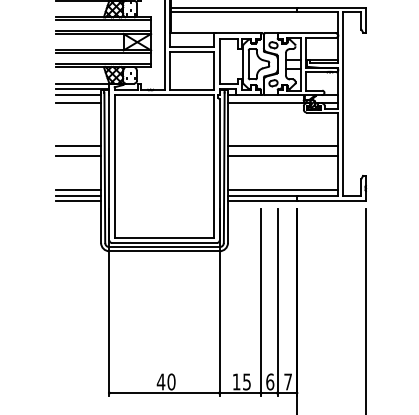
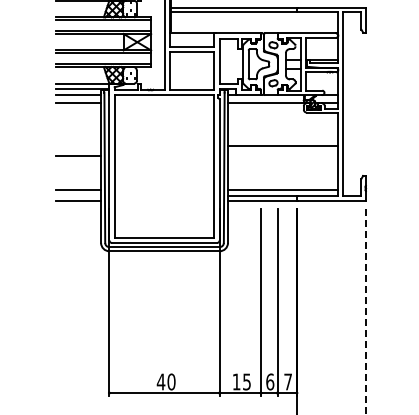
line: present -> none (78, 146)
line: present -> none (282, 155)
line: present -> none (78, 196)
line: solid -> dashed (365, 312)
